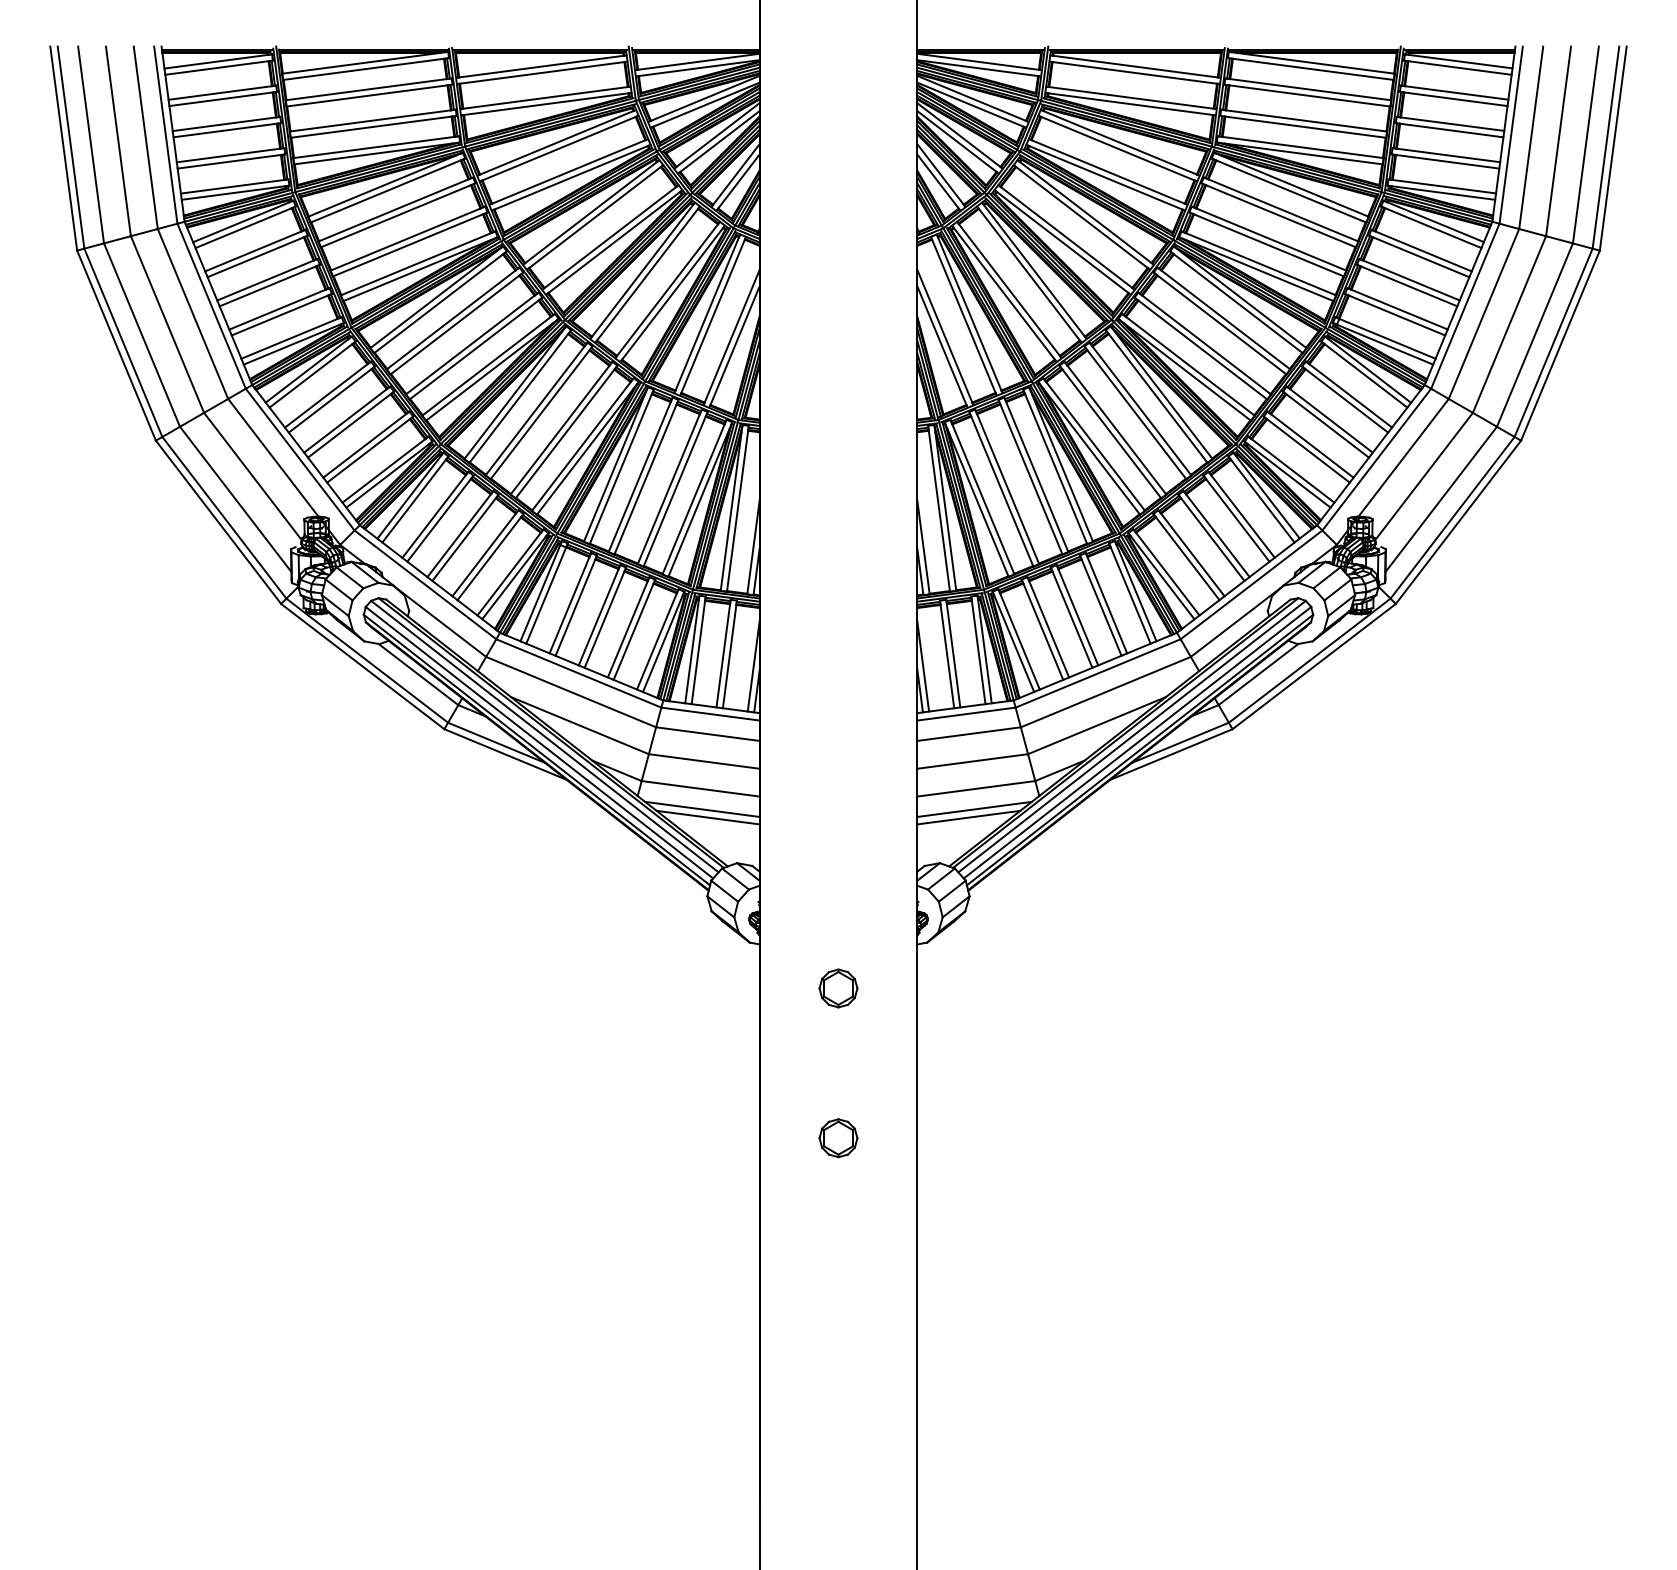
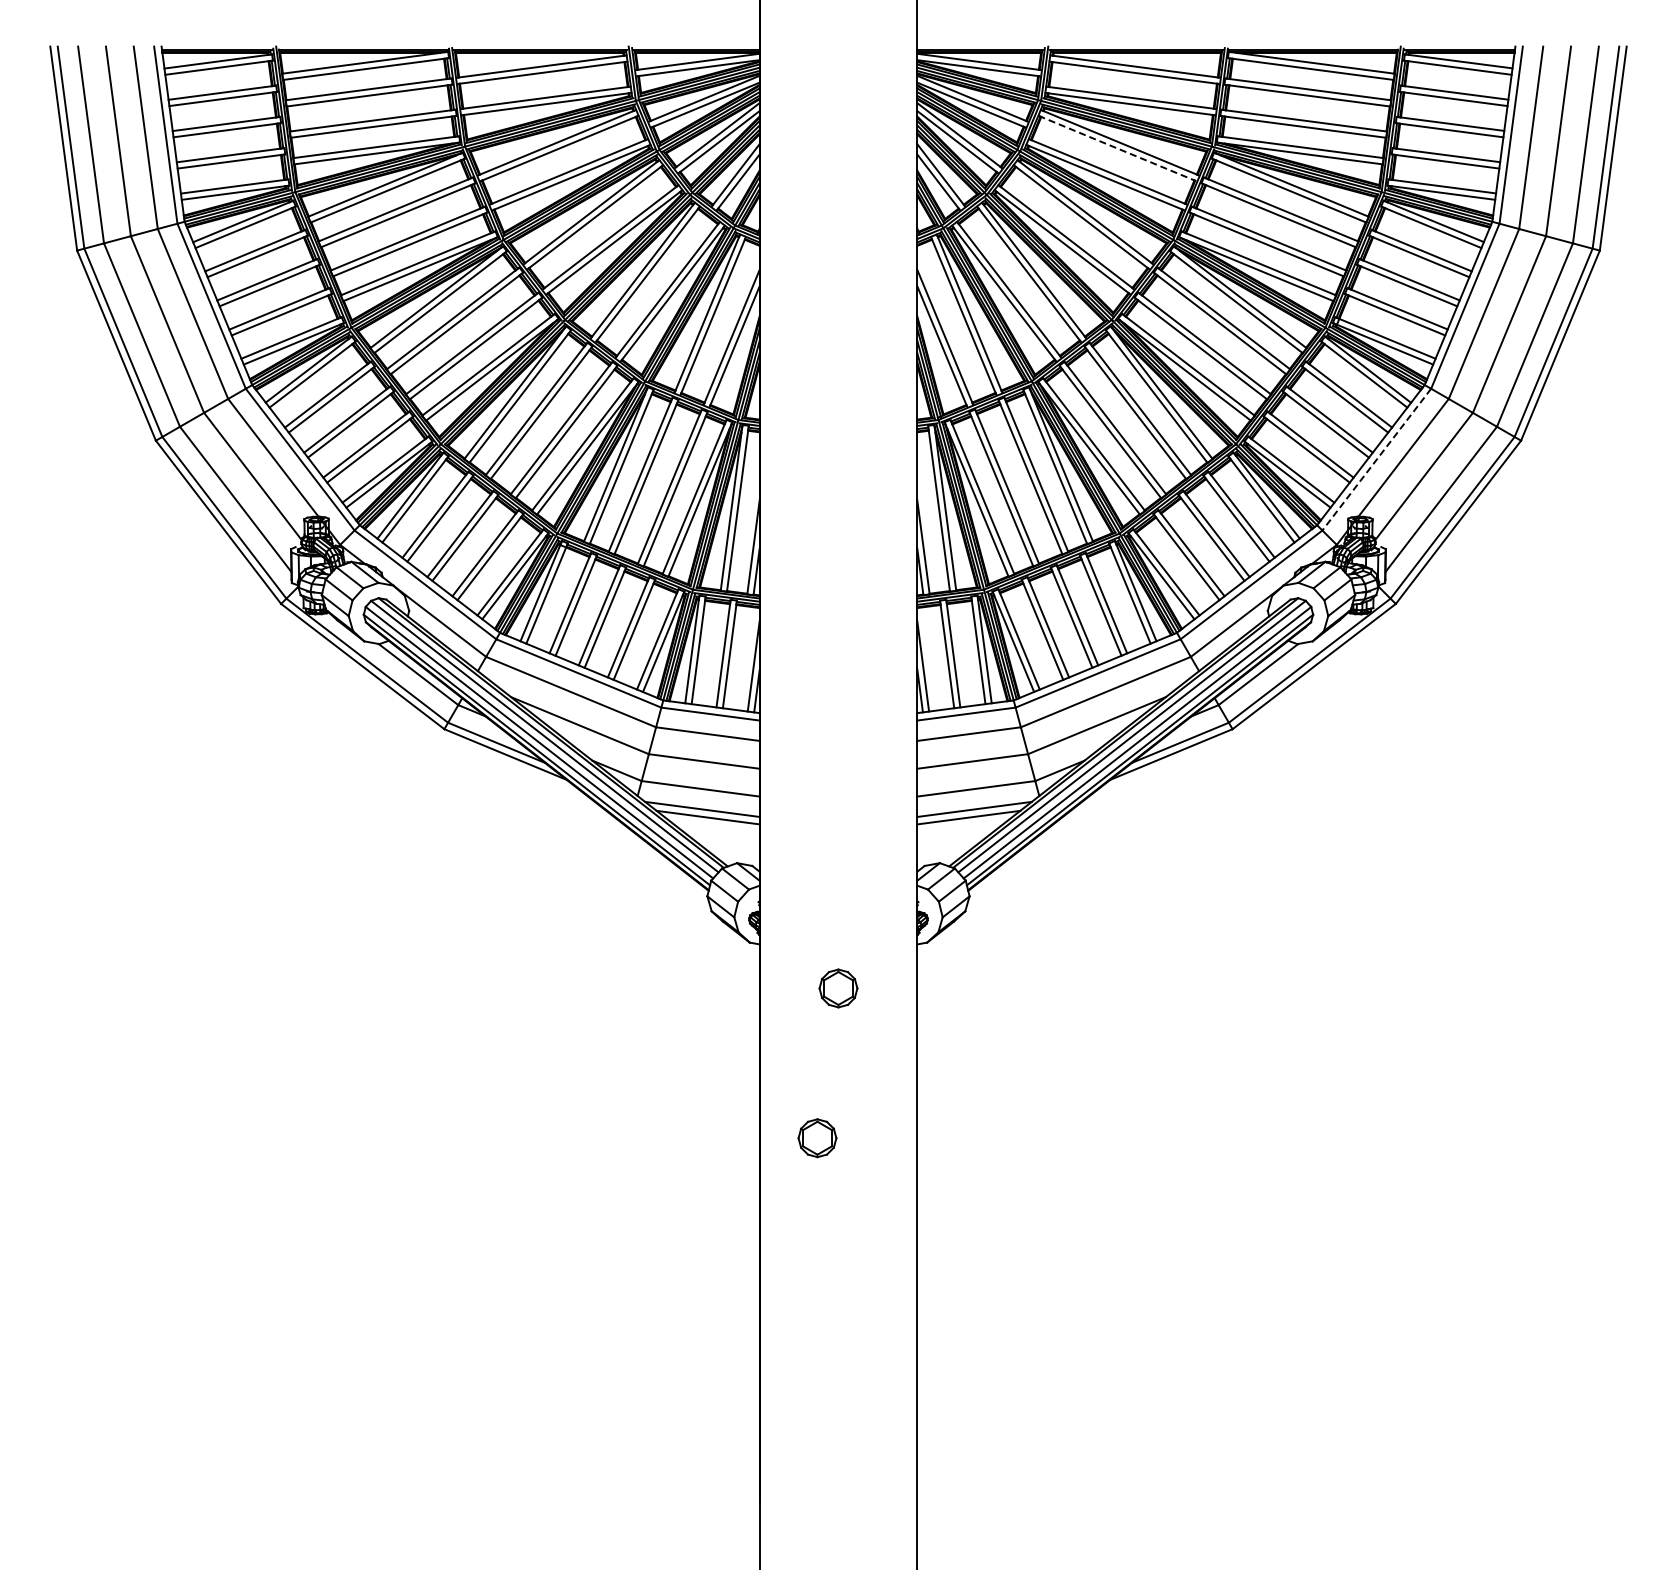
line: solid -> dashed (1117, 148)
line: solid -> dashed (1376, 460)
part position: (838, 1138) -> (817, 1138) (817, 1138)
